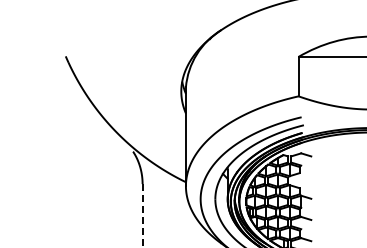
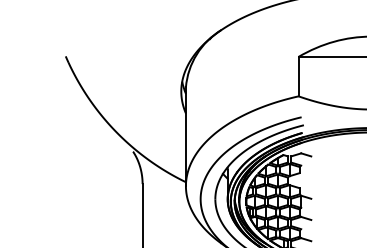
line: dashed -> solid (142, 215)
